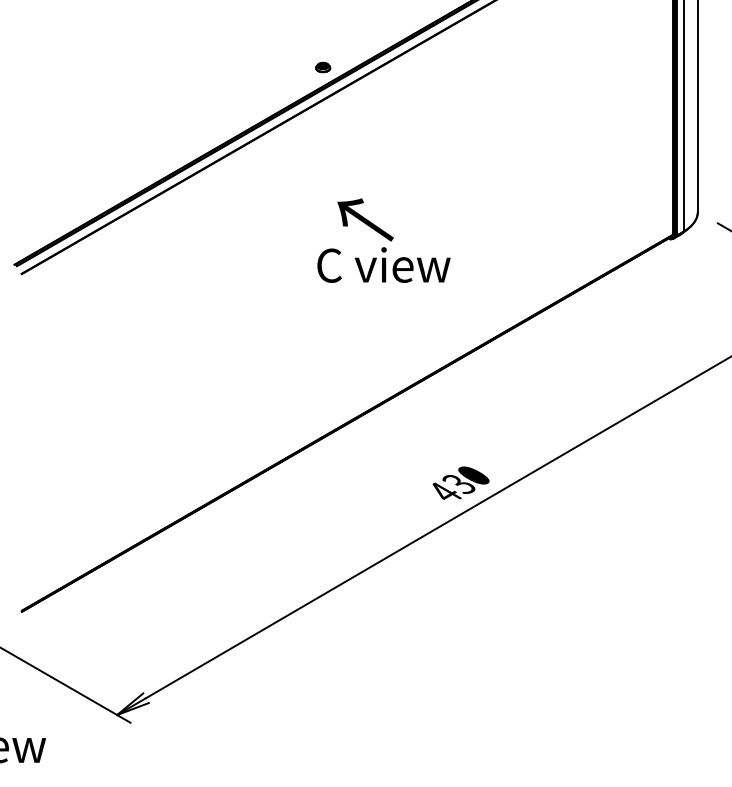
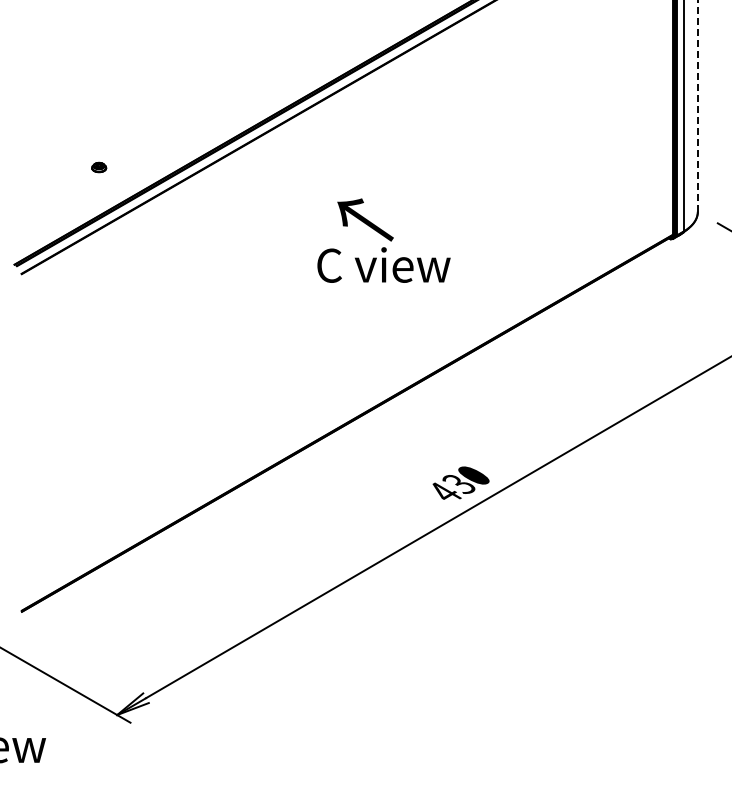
part position: (323, 67) -> (99, 167) (99, 167)
line: solid -> dashed (697, 105)
